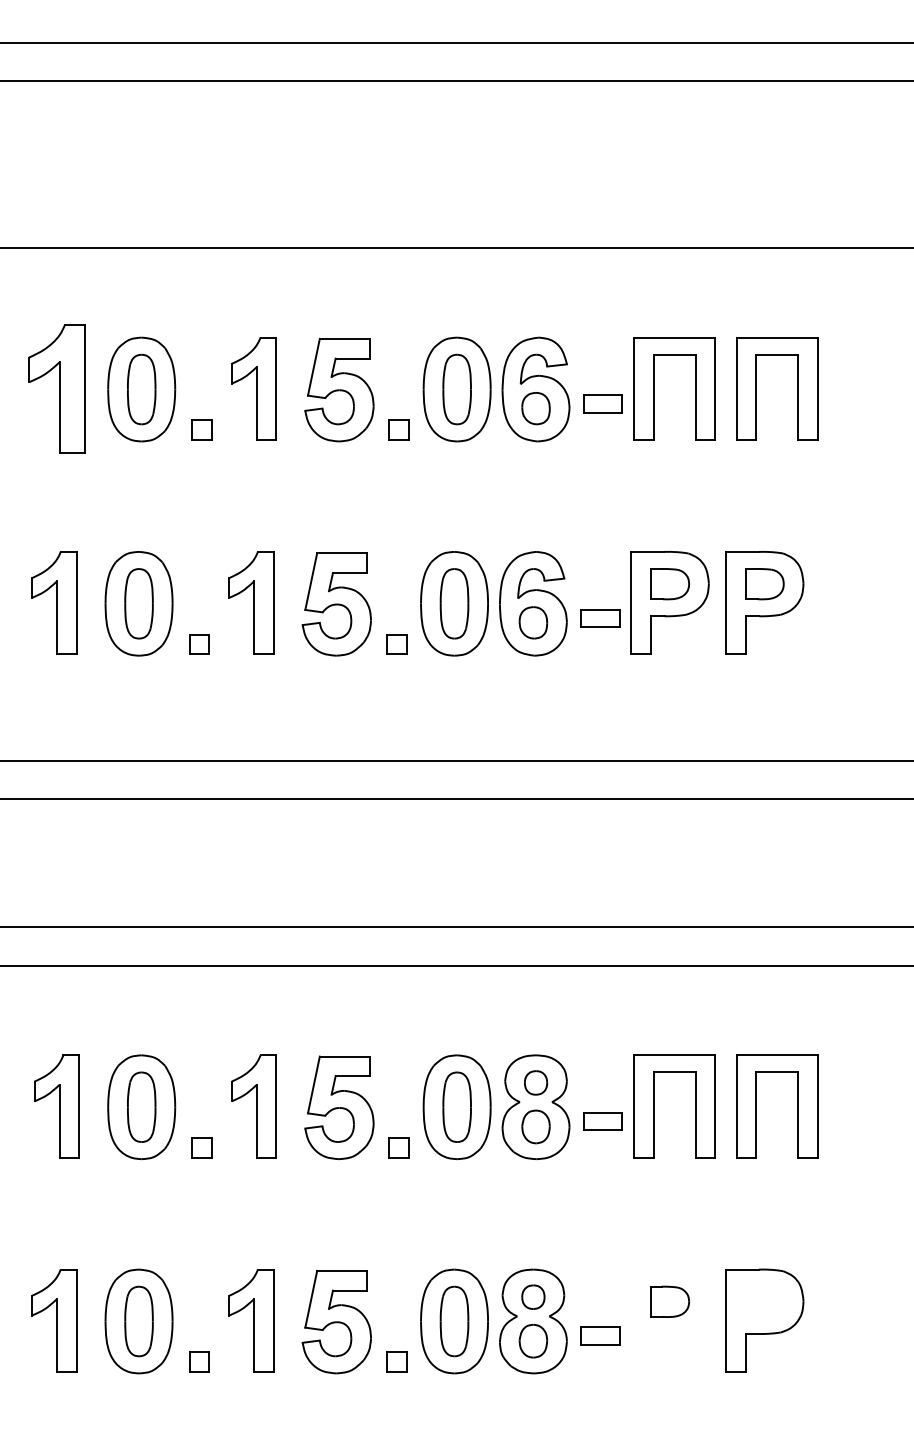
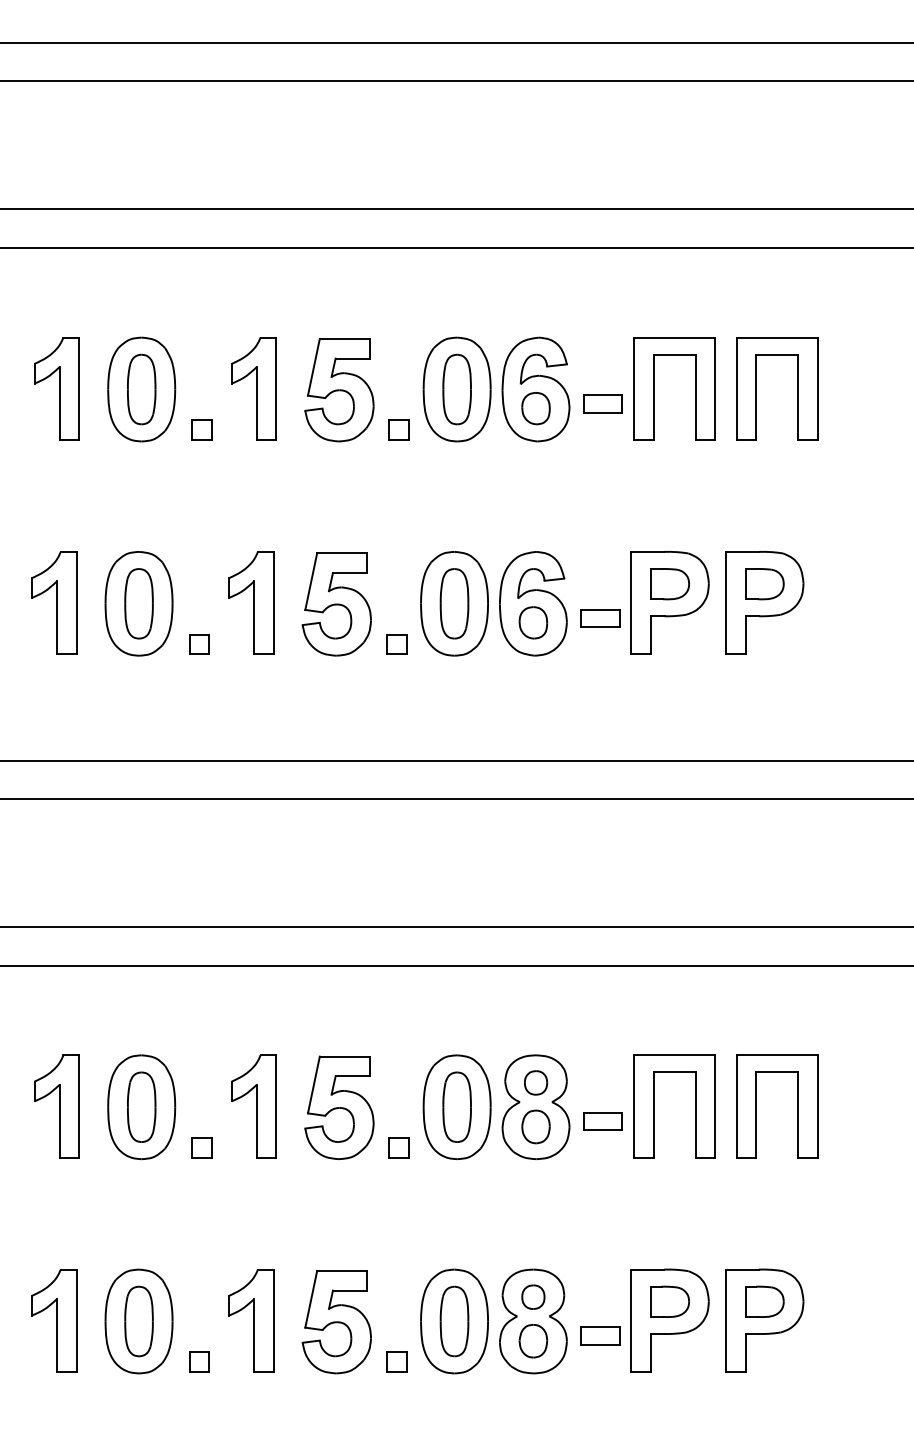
line: none -> present (456, 209)
part size: 58x130 px -> 46x104 px (56, 388)
part: none -> present (764, 1301)
part: none -> present (669, 1320)
